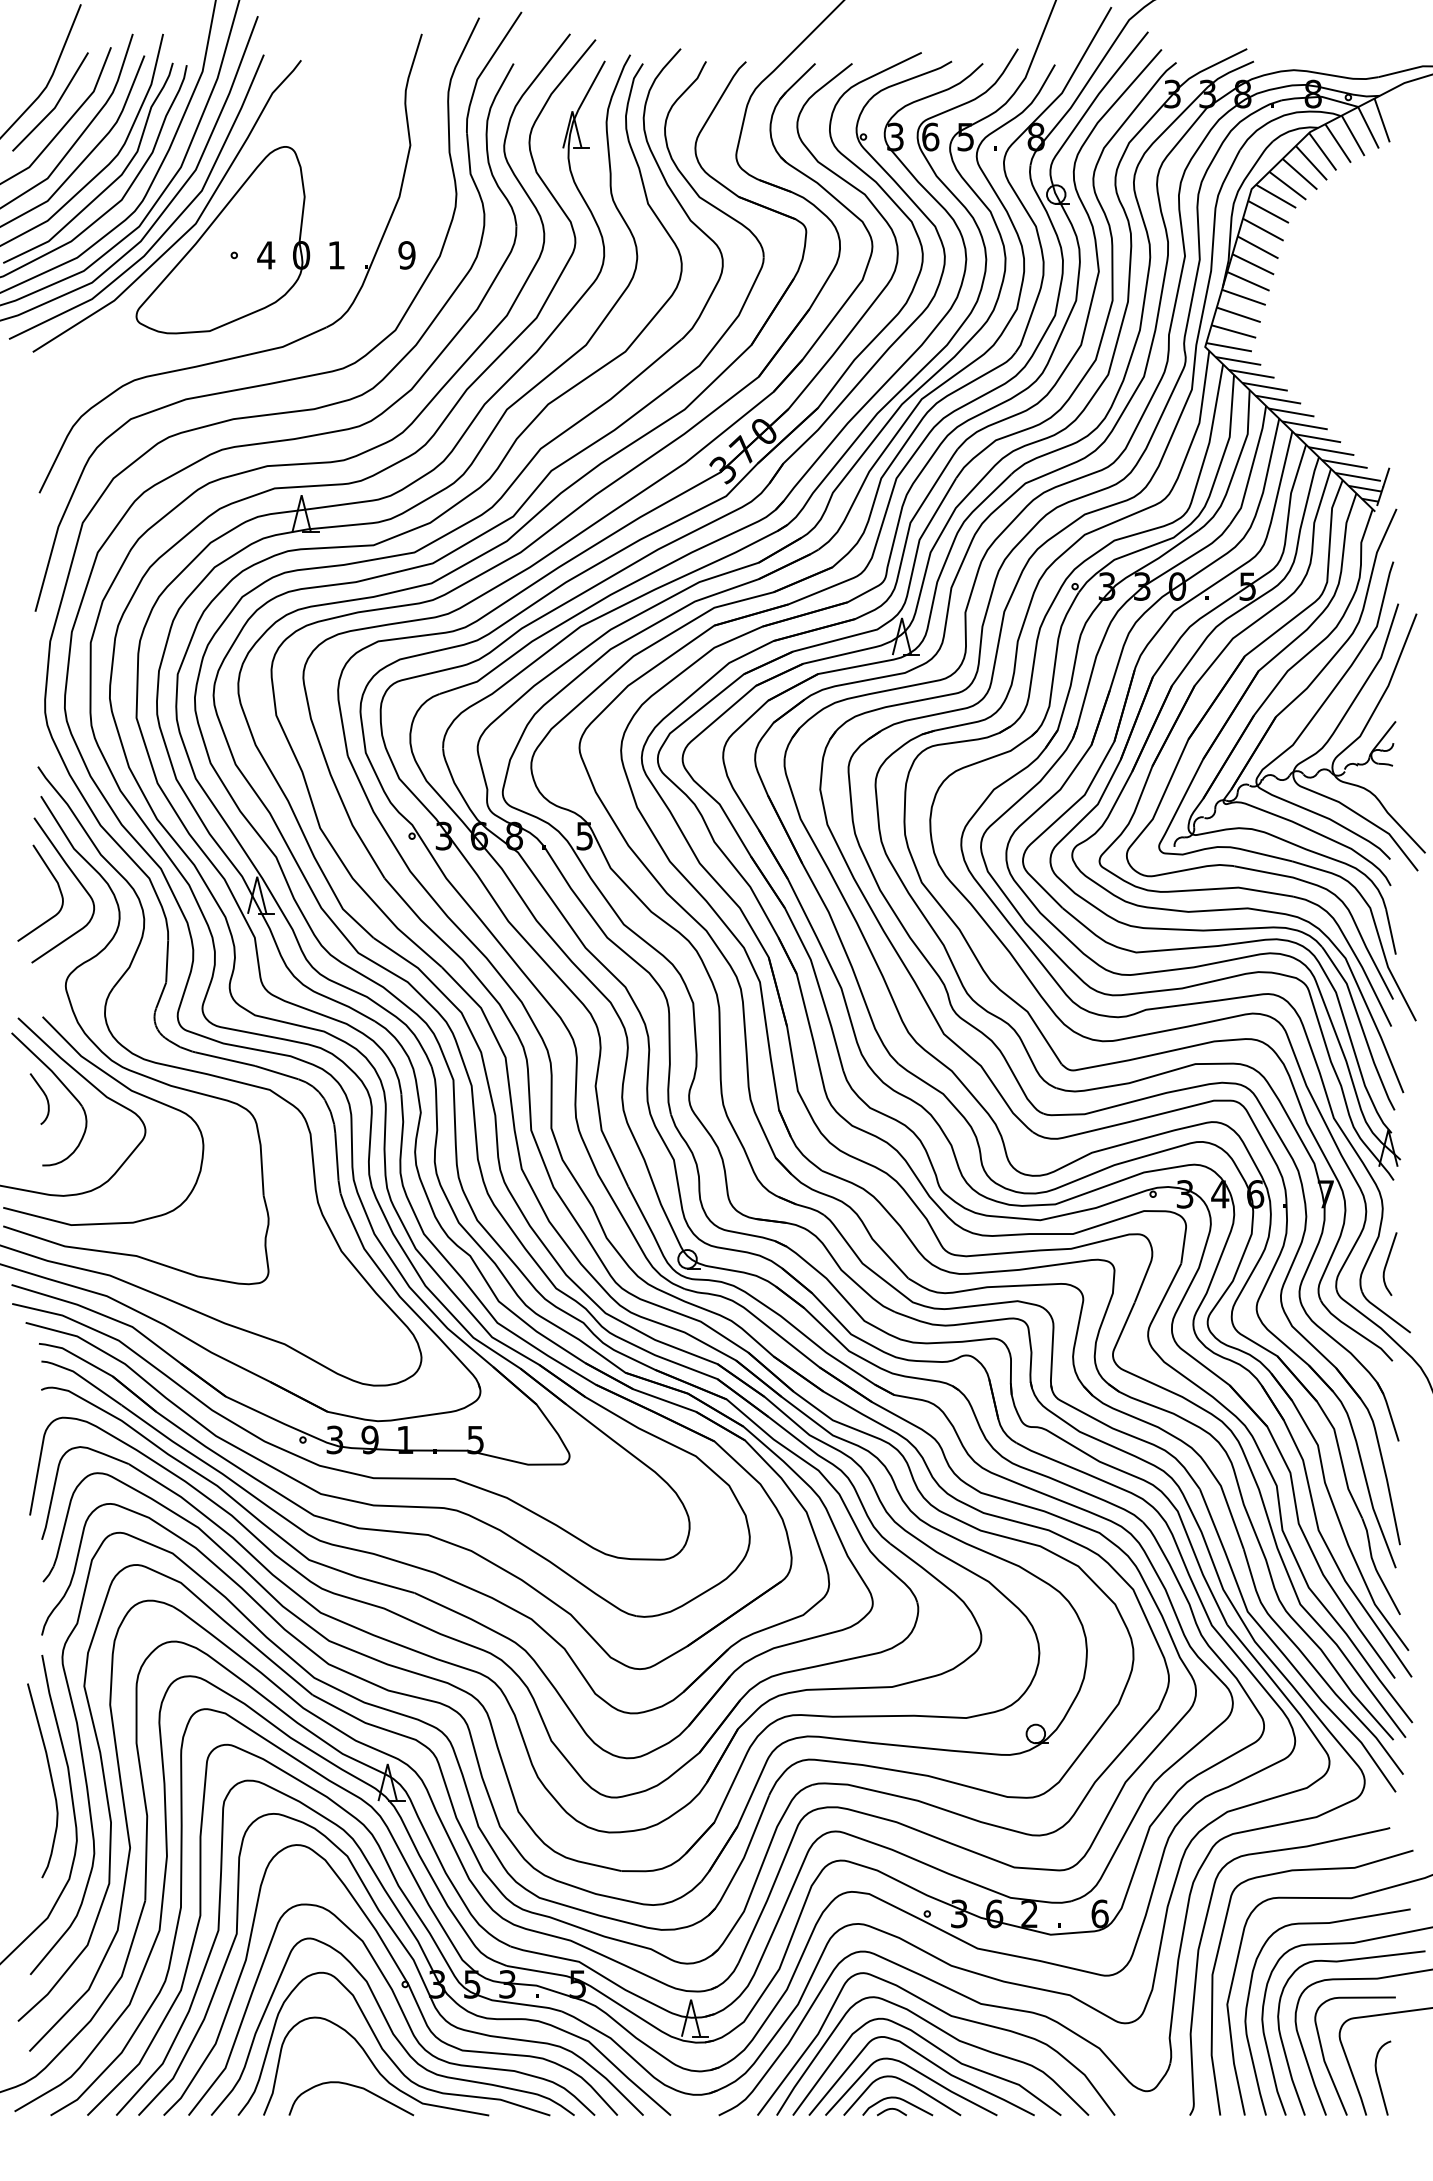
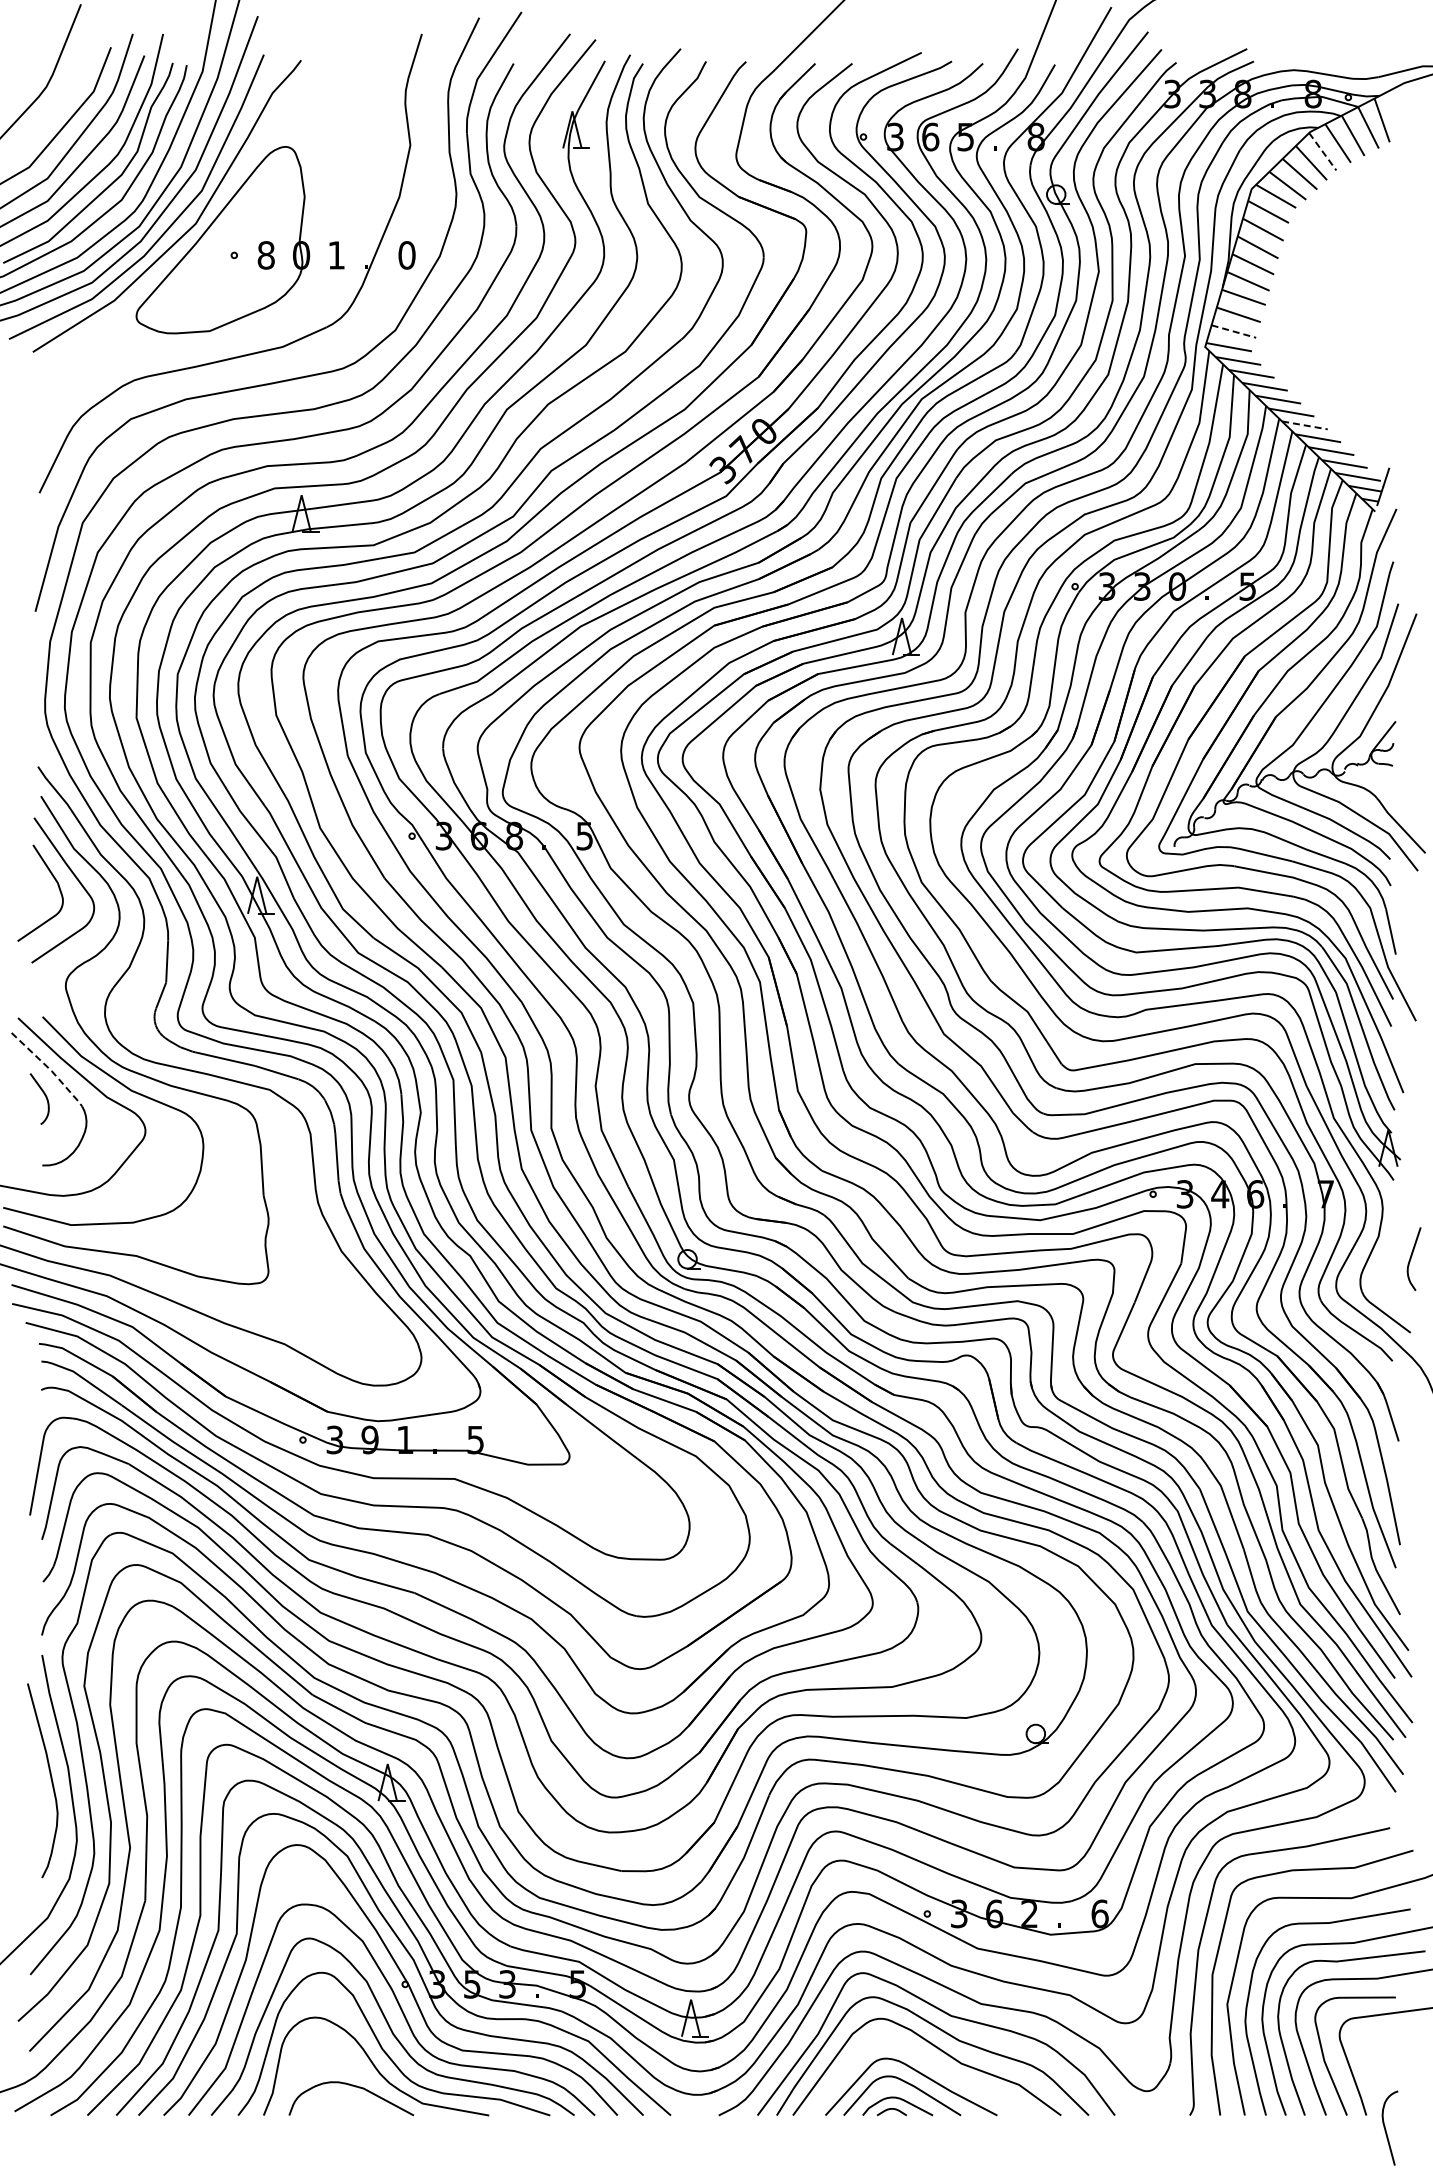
line: present -> none (55, 104)
line: solid -> dashed (1323, 152)
text: 4 -> 8 (266, 255)
text: 9 -> 0 (406, 255)
line: solid -> dashed (1234, 331)
line: solid -> dashed (1305, 425)
line: solid -> dashed (49, 1069)
curve position: (1387, 1263) -> (1411, 1258) (1411, 1258)
curve: present -> none (931, 2063)
curve position: (1379, 2079) -> (1386, 2129) (1386, 2129)
